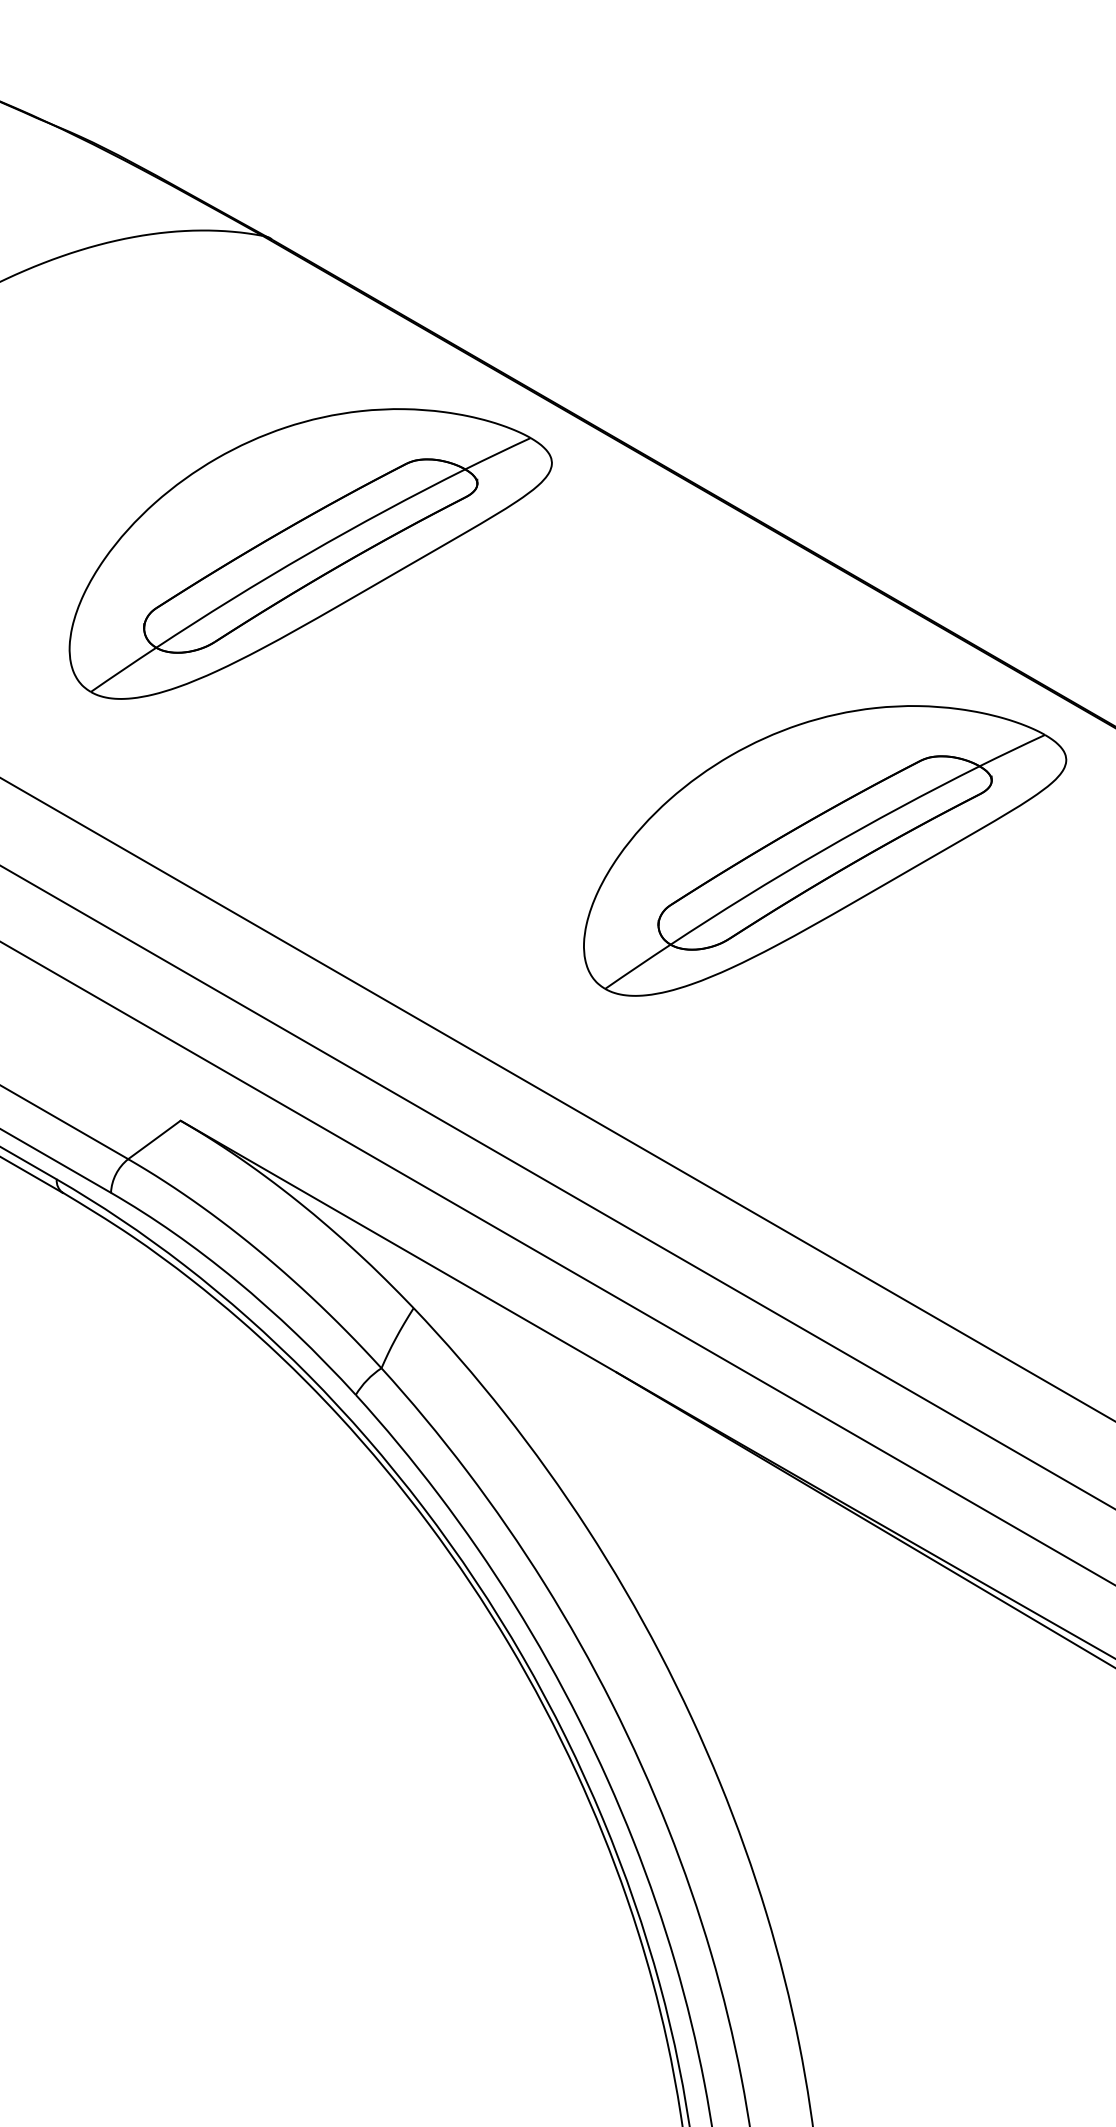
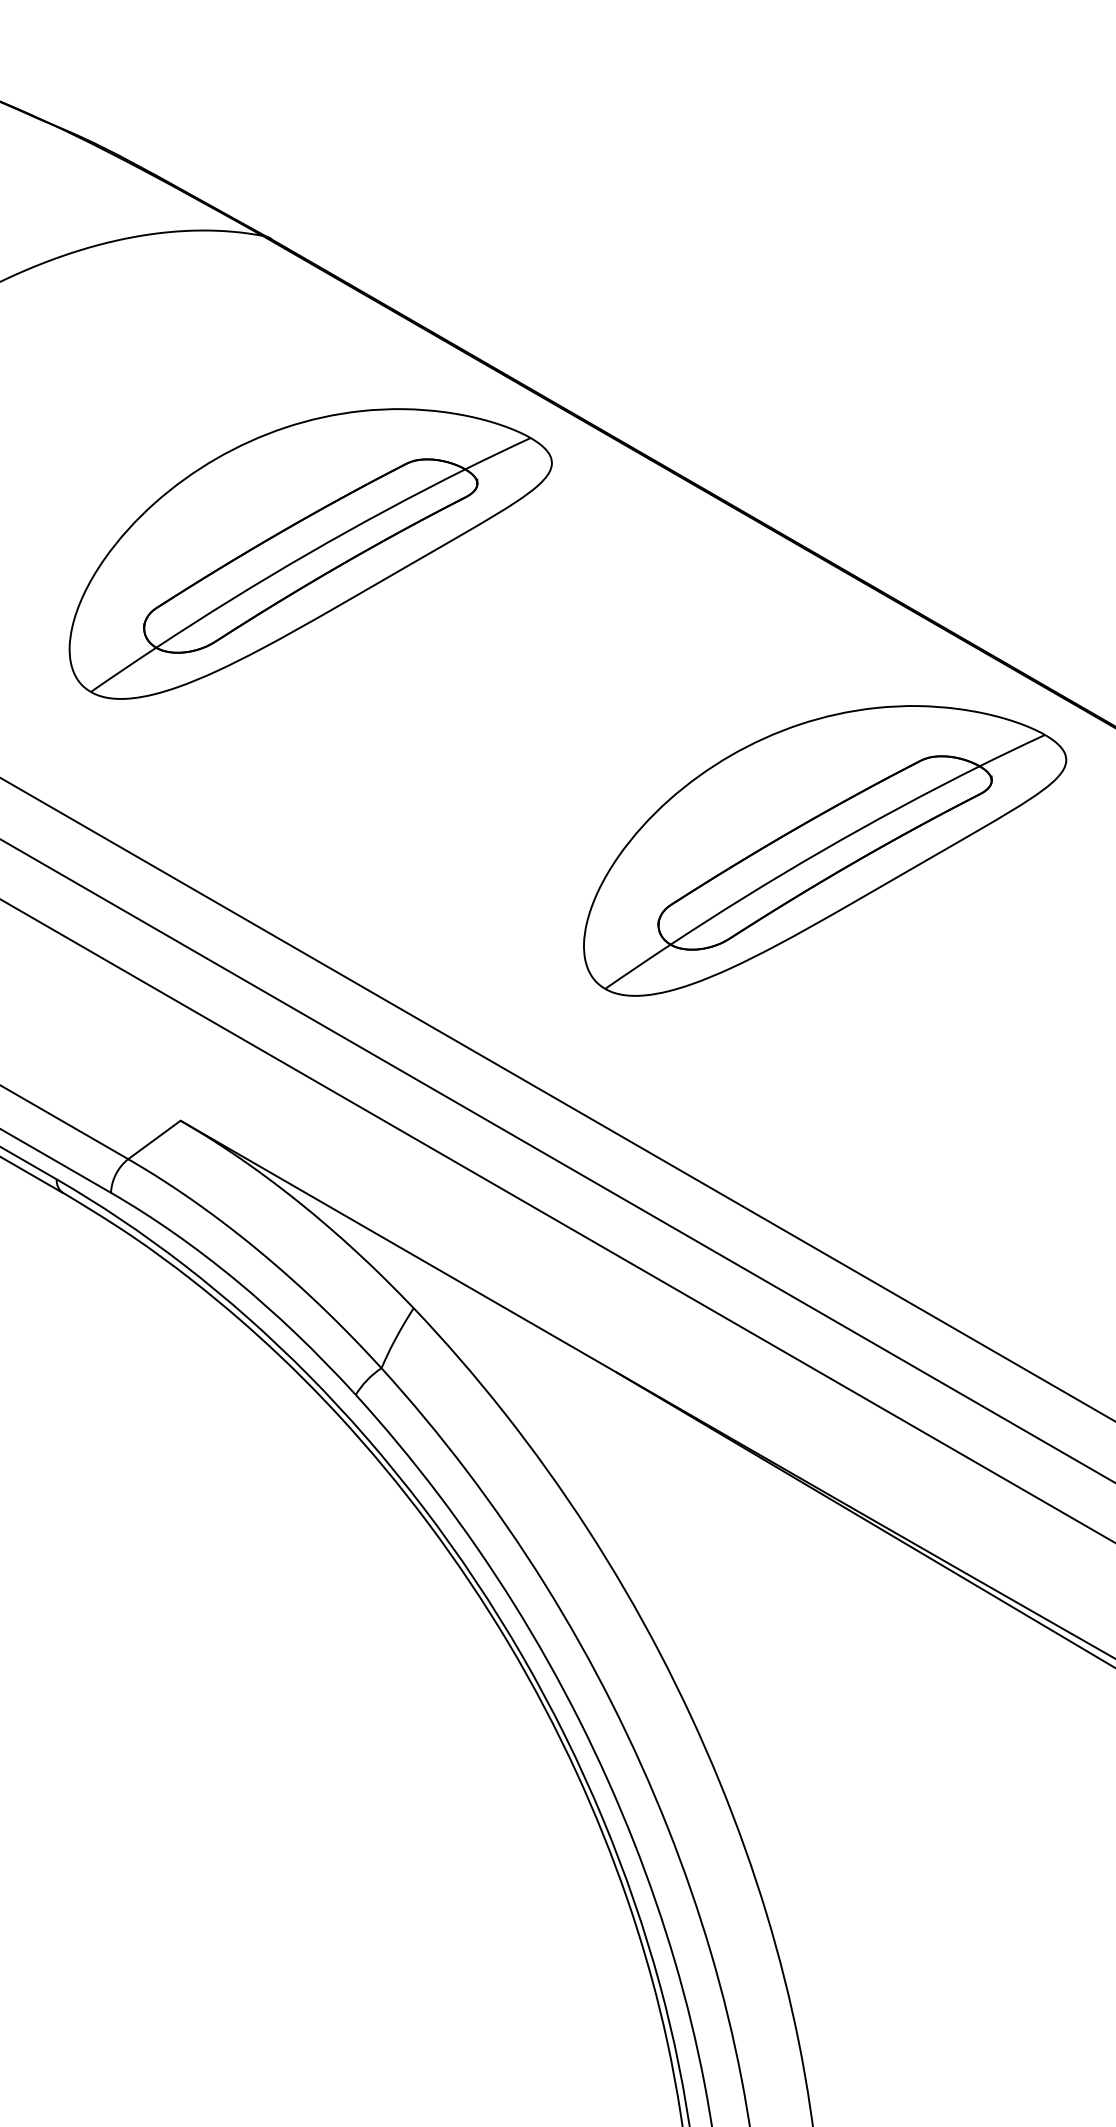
line position: (557, 1186) -> (557, 1160) (557, 1160)
line position: (557, 1263) -> (557, 1220) (557, 1220)
